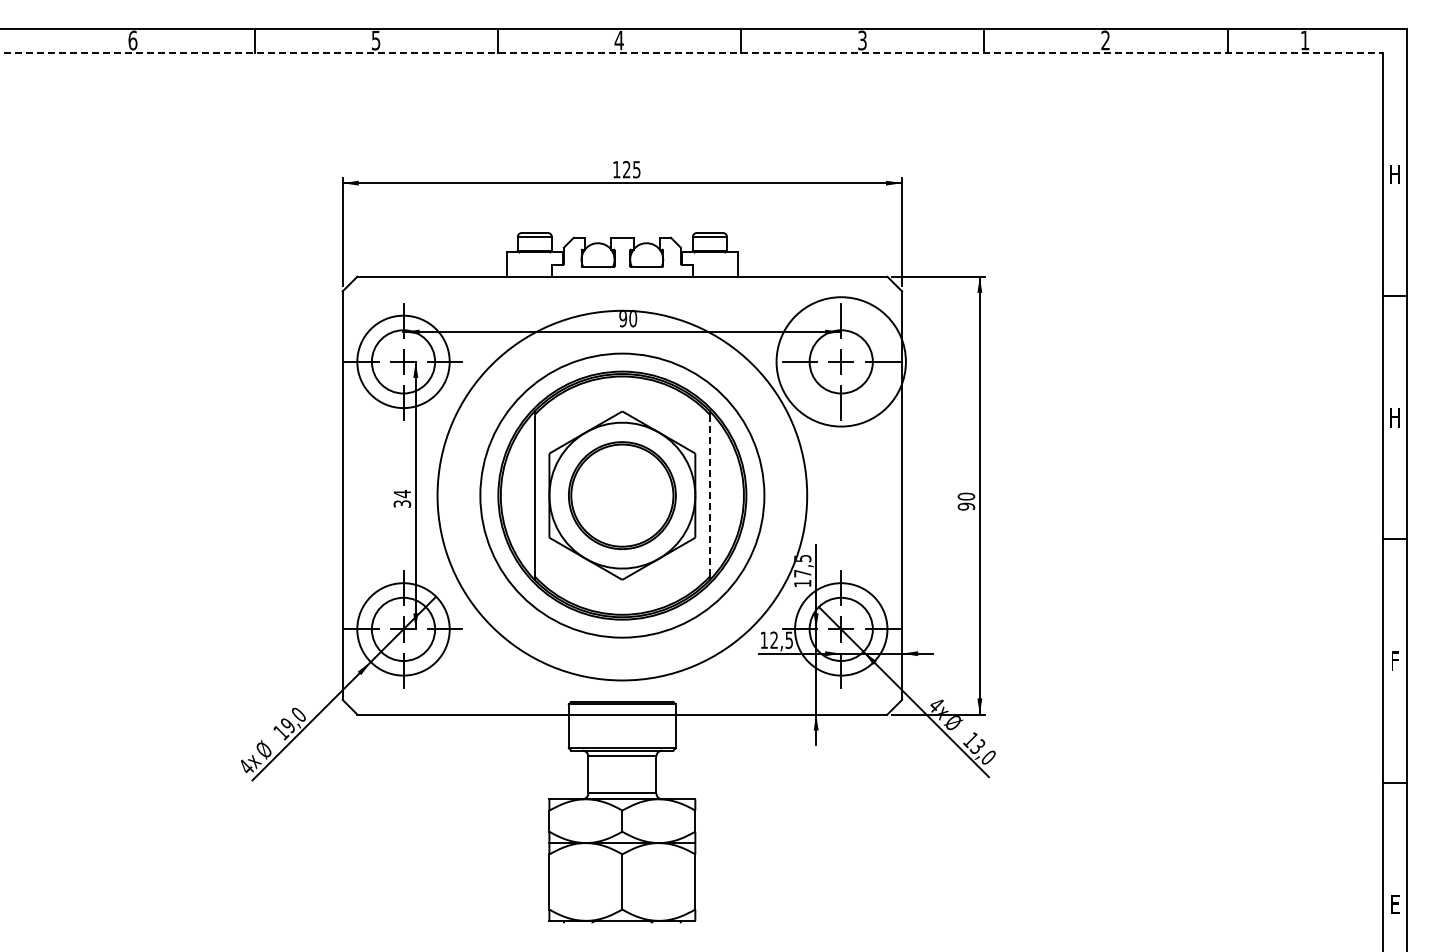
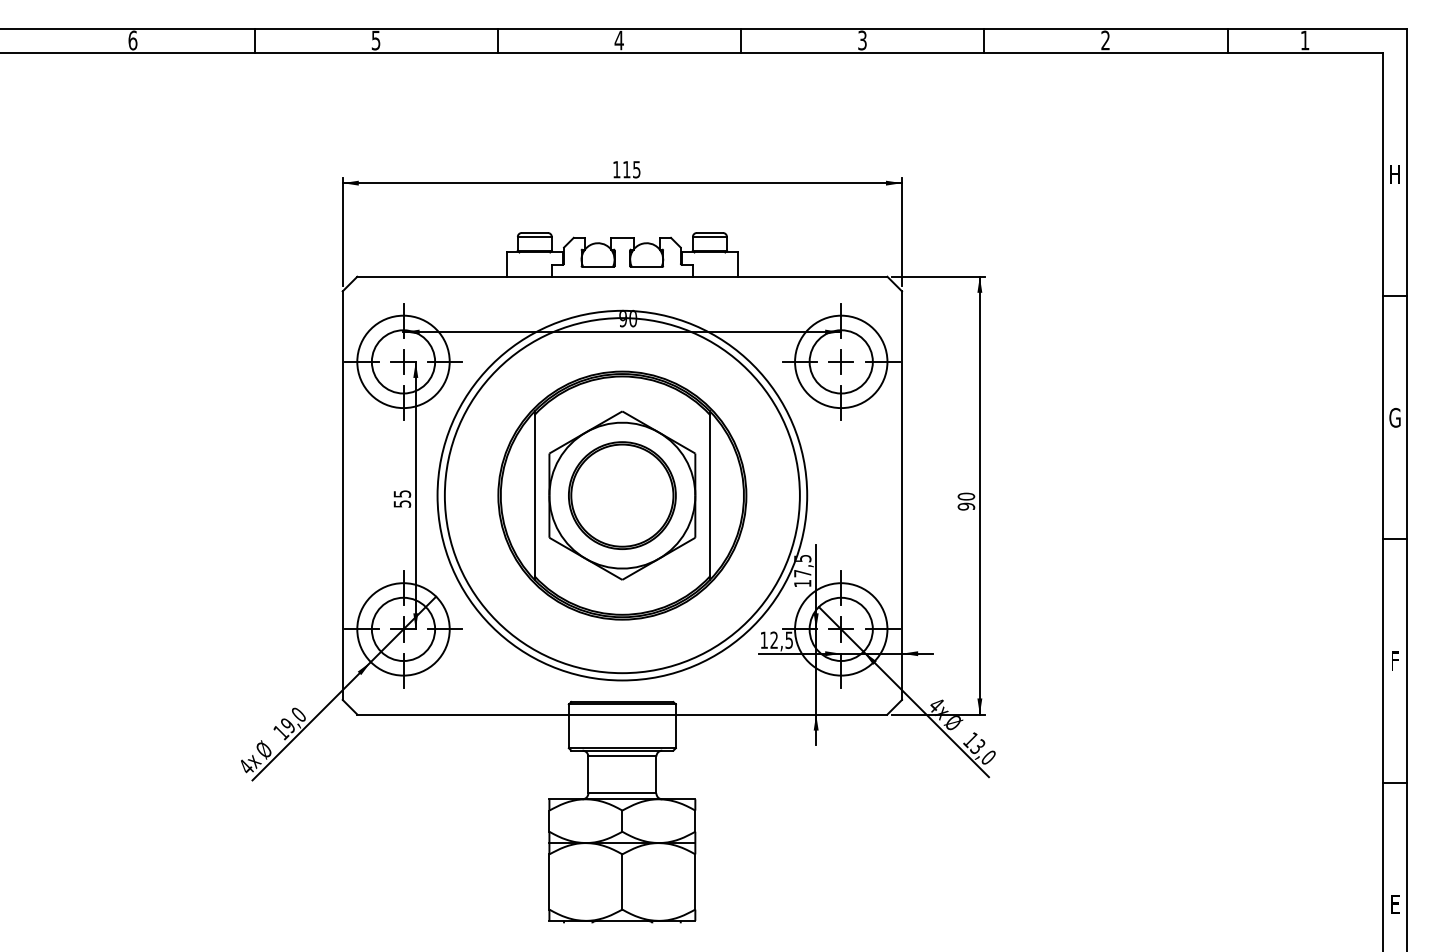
line: dashed -> solid (692, 52)
text: 125 -> 115 (626, 169)
circle diameter: 129 px -> 92 px (841, 361)
text: H -> G (1394, 417)
circle diameter: 284 px -> 355 px (621, 495)
line: dashed -> solid (709, 495)
text: 34 -> 55 (402, 498)
